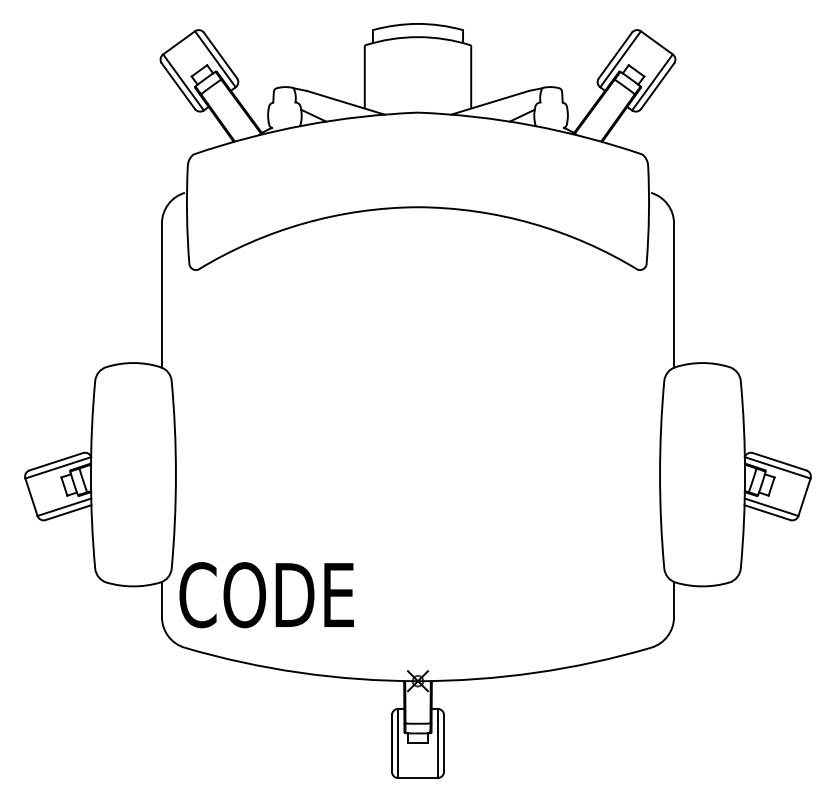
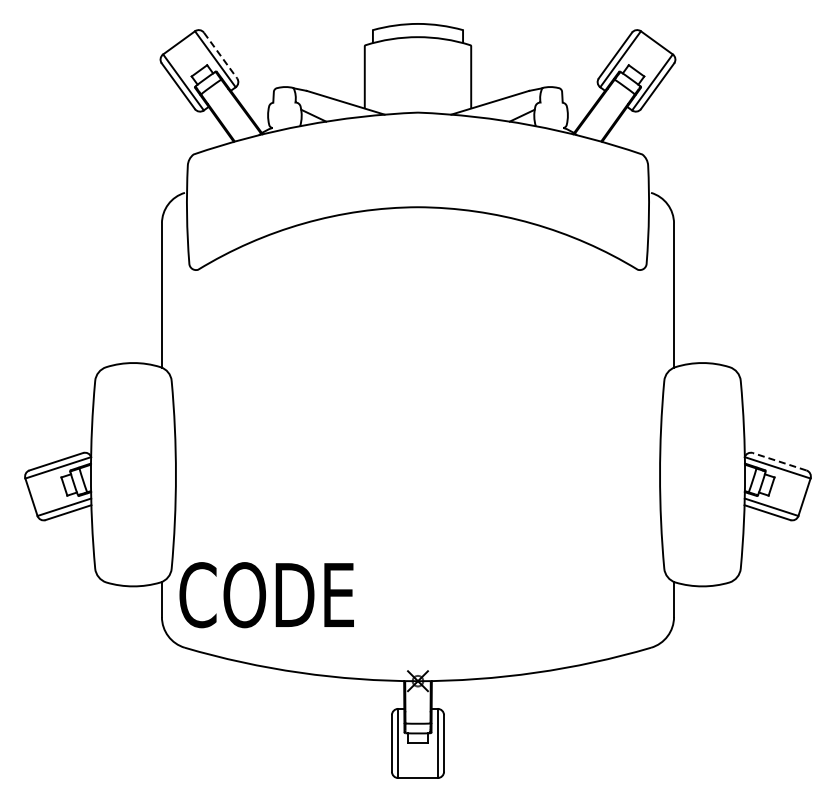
line: solid -> dashed (220, 55)
line: solid -> dashed (779, 461)
